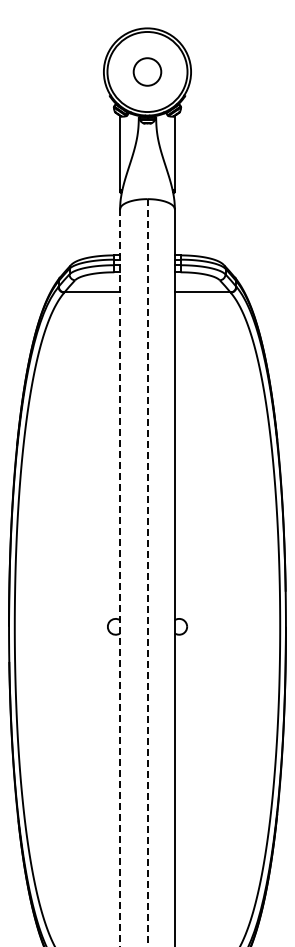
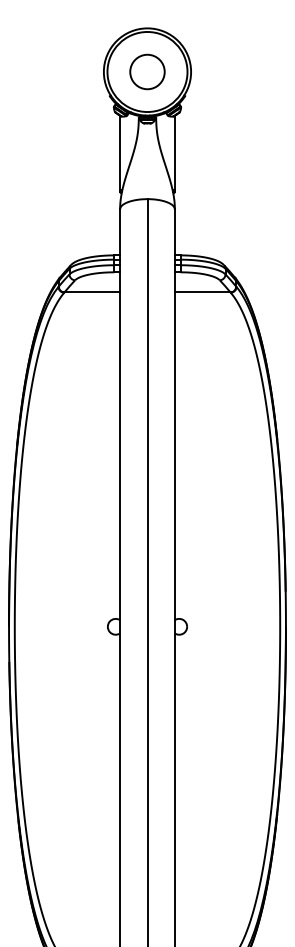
circle size: 31x30 px -> 37x38 px (147, 71)
line: dashed -> solid (147, 572)
line: dashed -> solid (120, 578)
